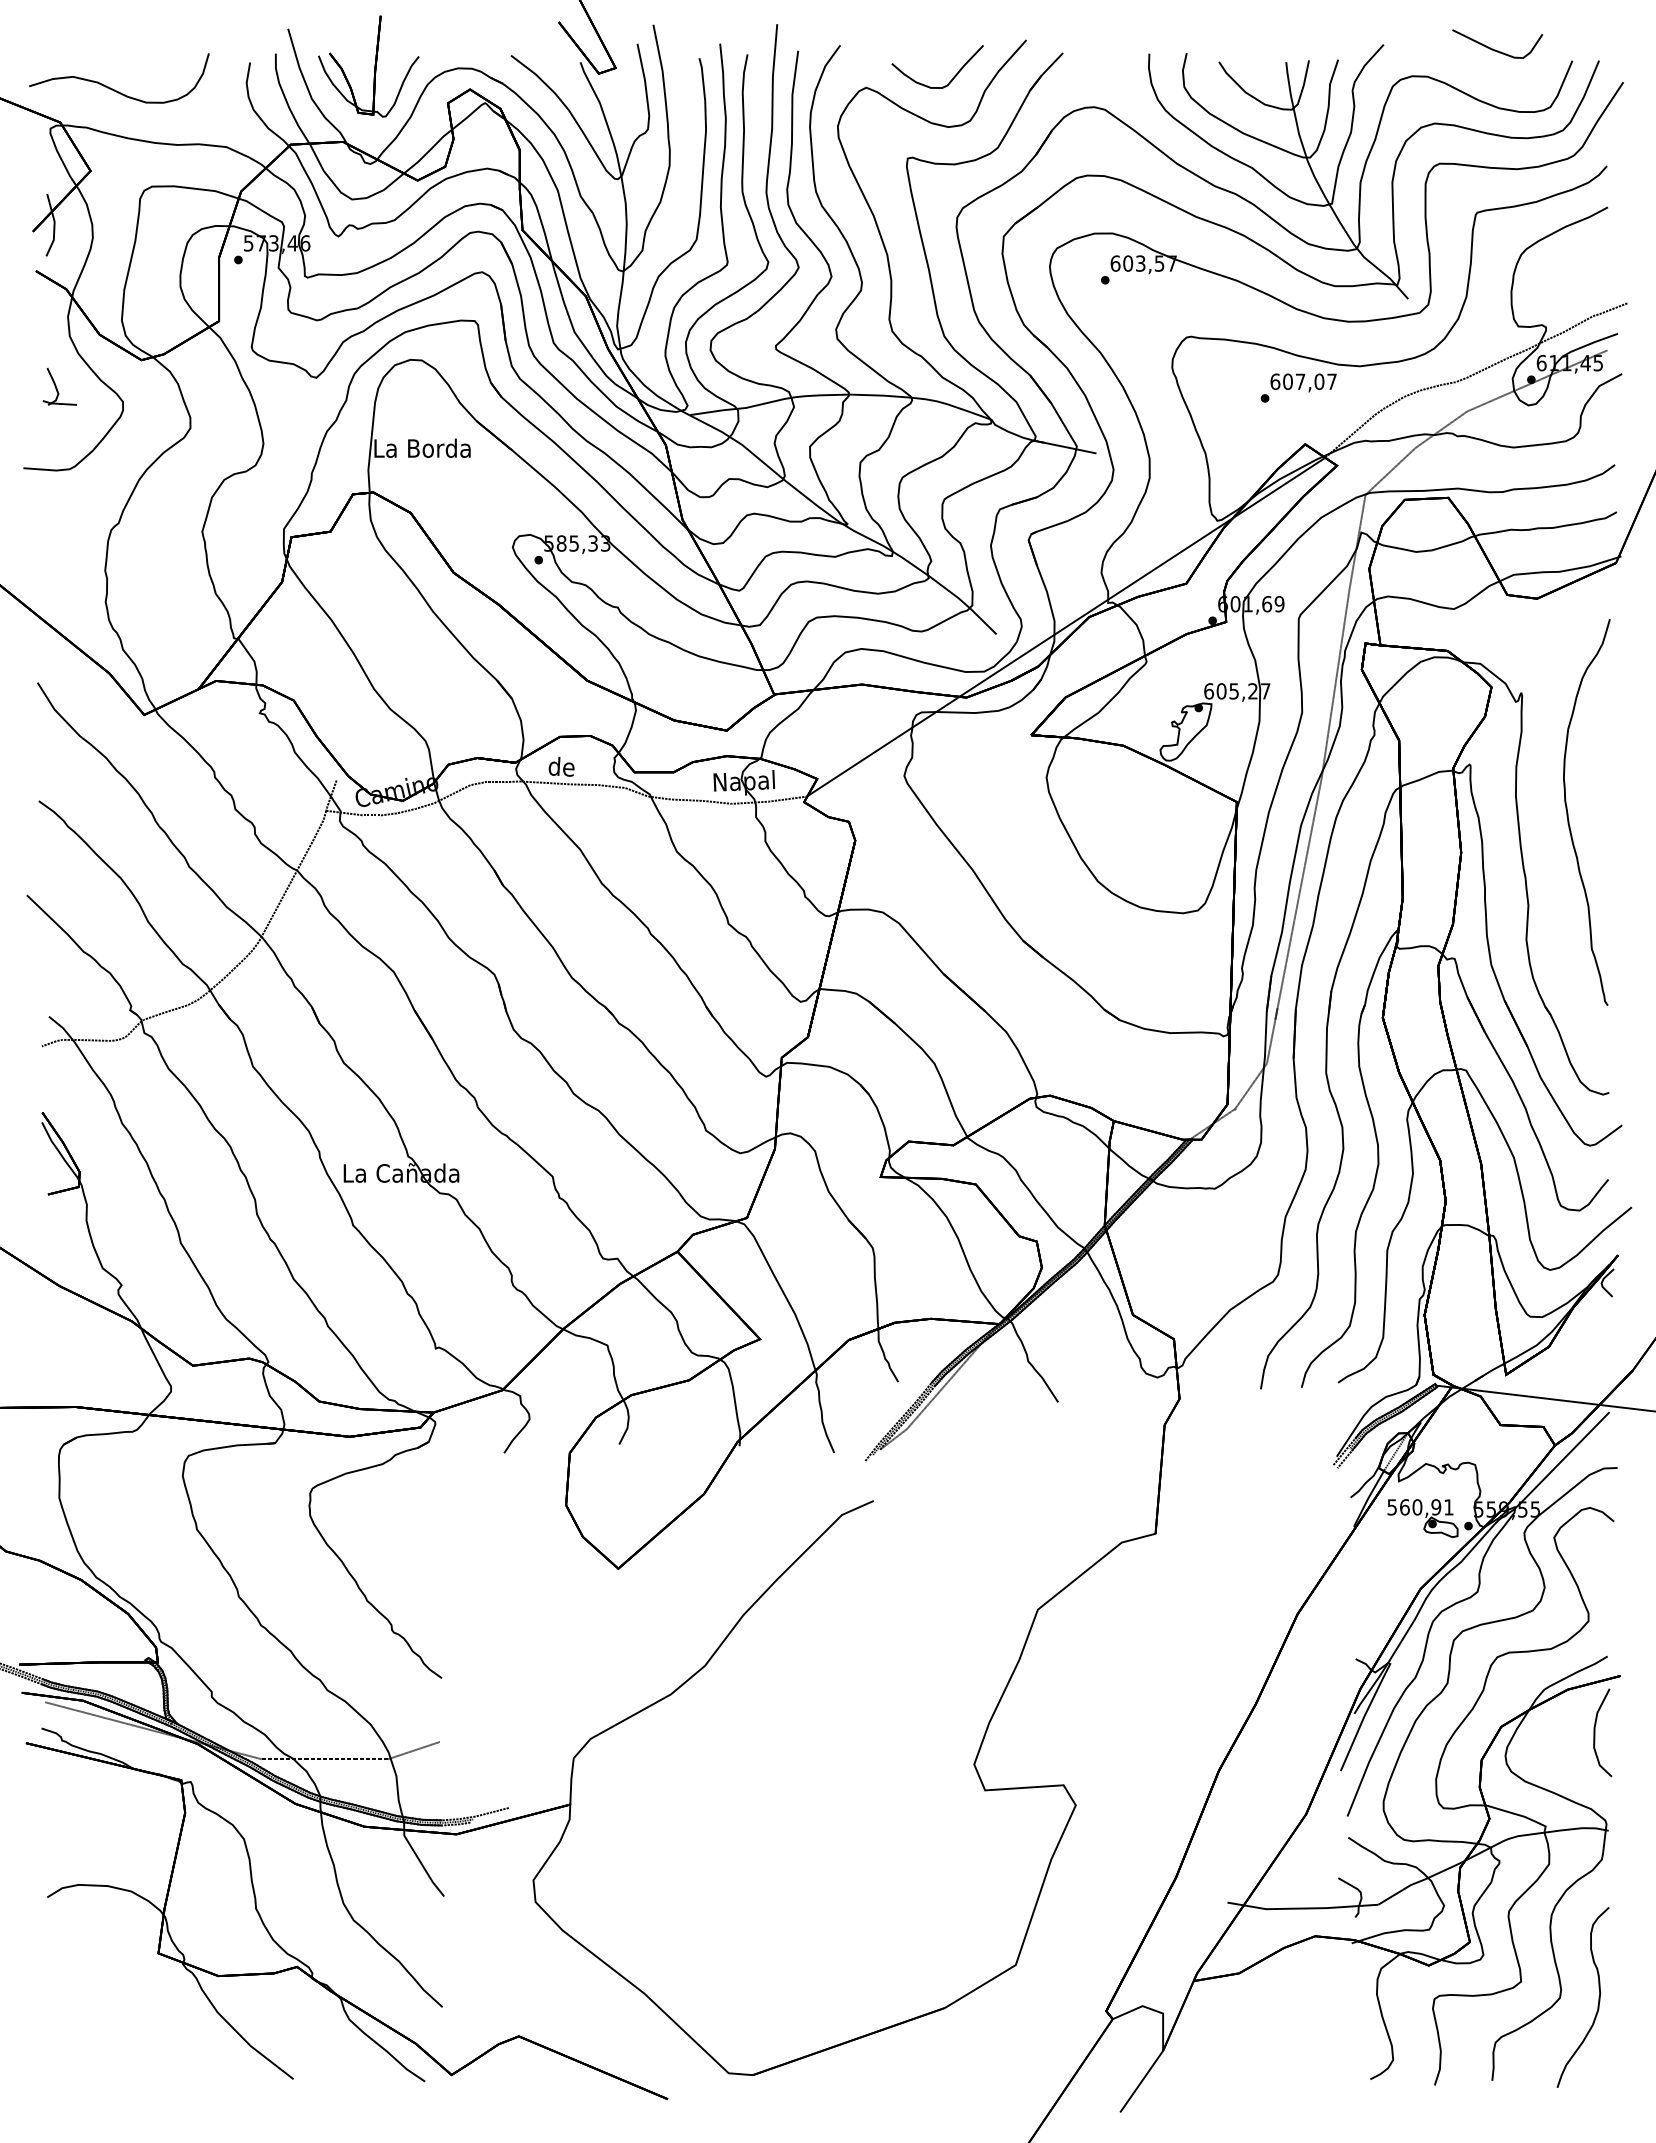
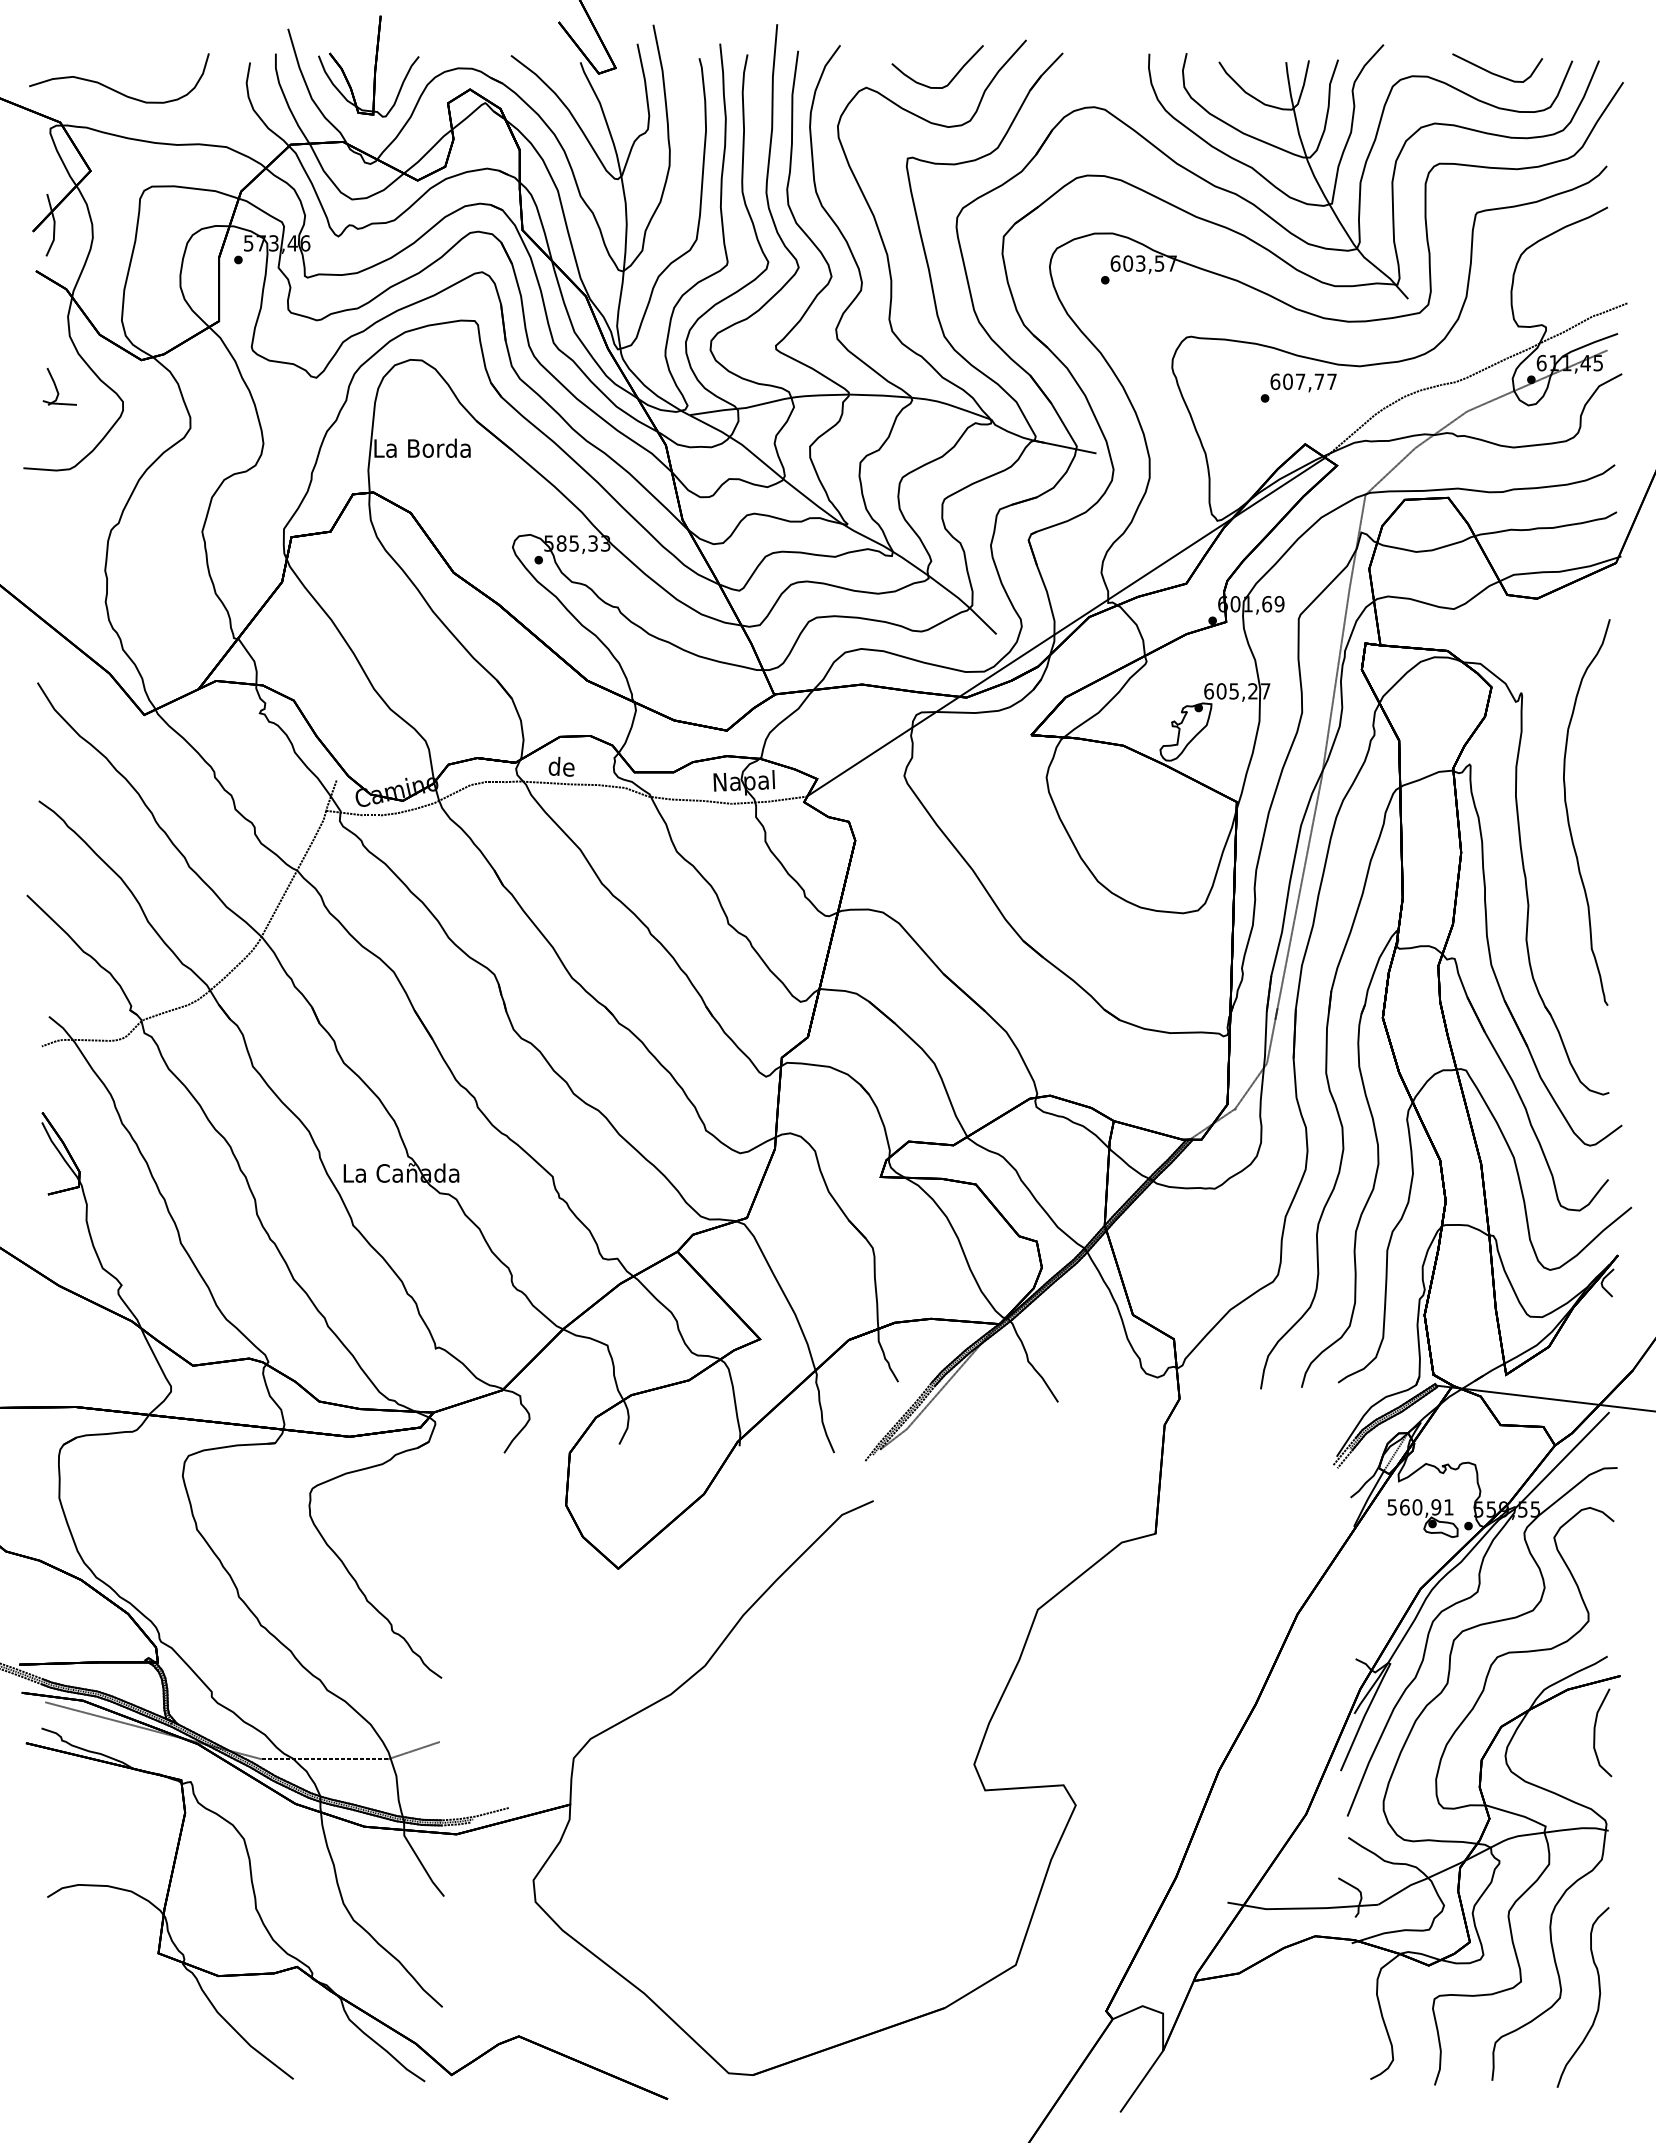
curve position: (1495, 49) -> (1495, 73) (1495, 73)
text: 607,07 -> 607,77 (1319, 381)
